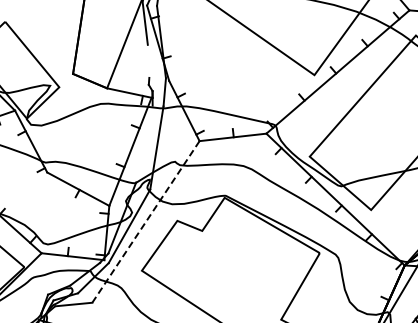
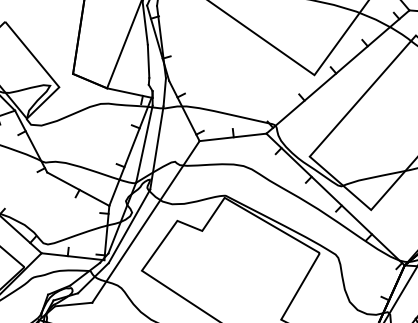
line: none -> present (148, 60)
line: none -> present (144, 143)
line: dashed -> solid (145, 221)
